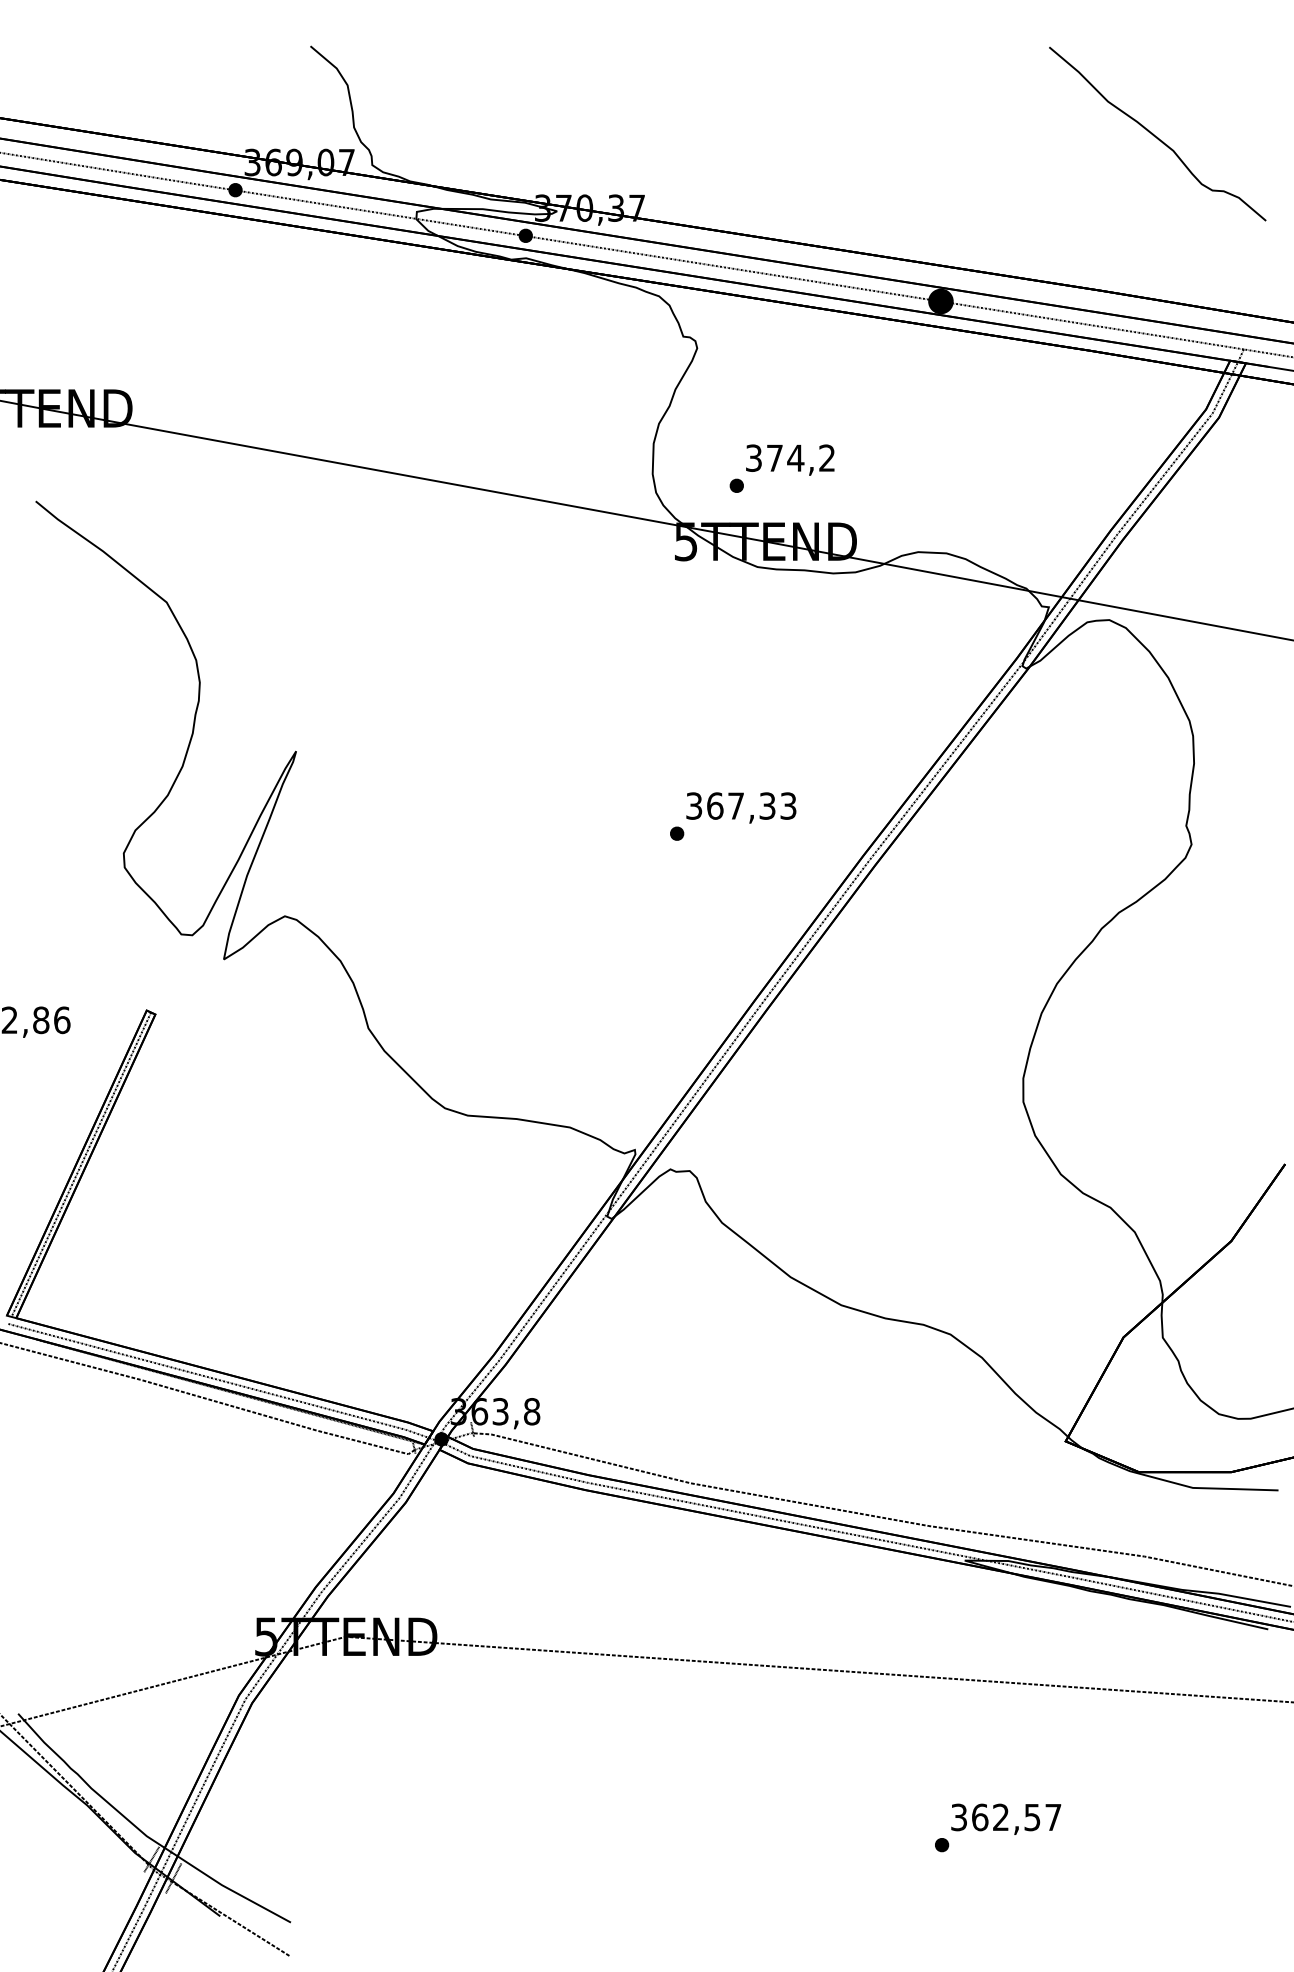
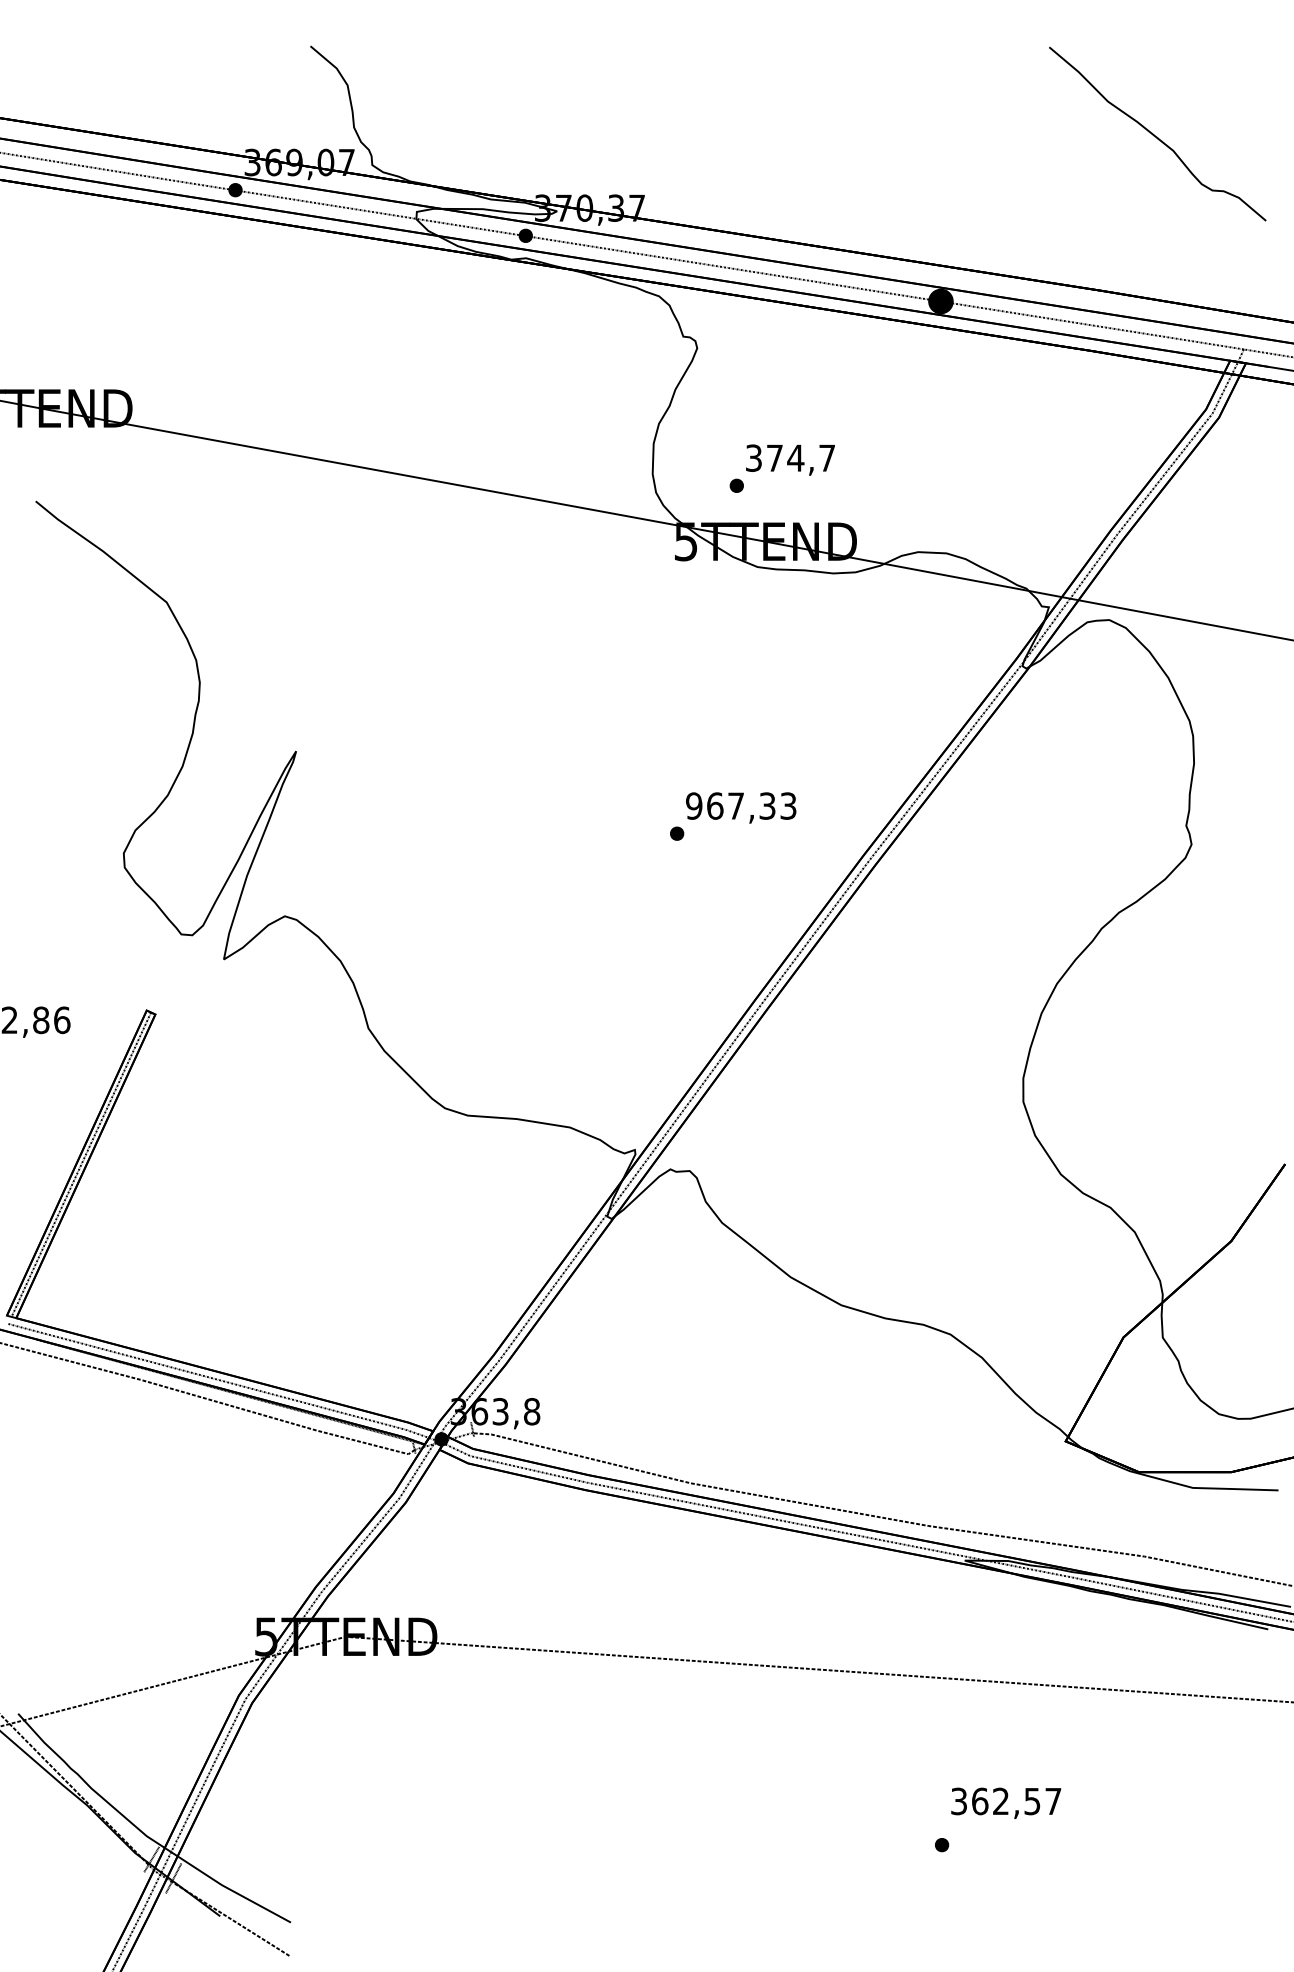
text: 374,2 -> 374,7 (826, 457)
text: 367,33 -> 967,33 (694, 805)
text position: (1006, 1818) -> (1006, 1802) (1006, 1802)
